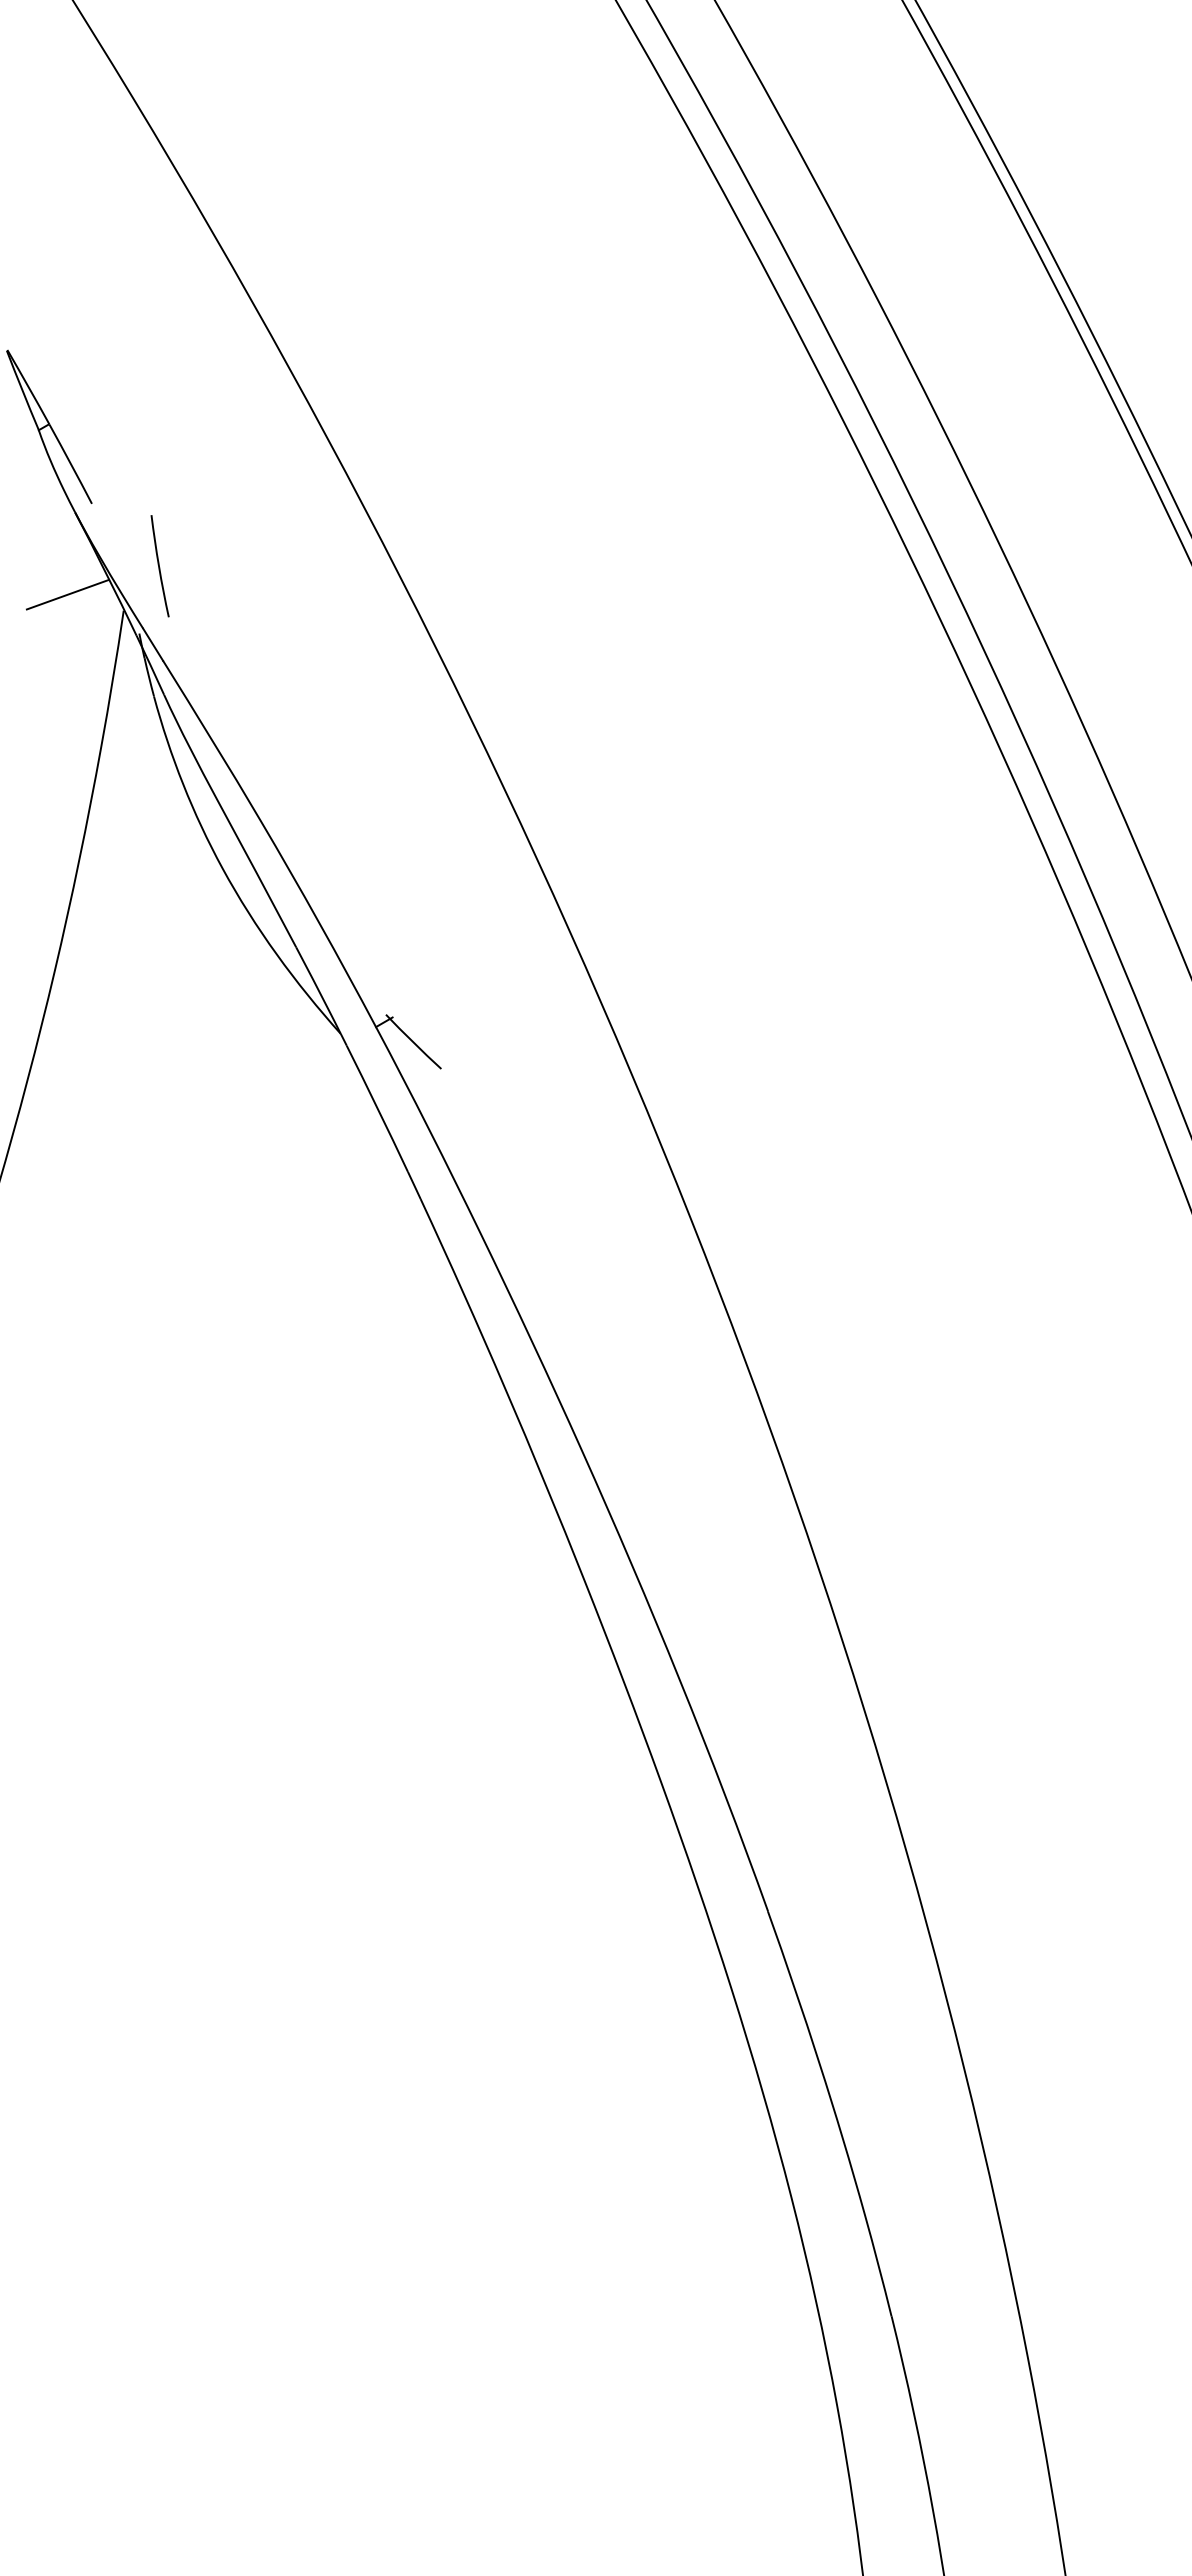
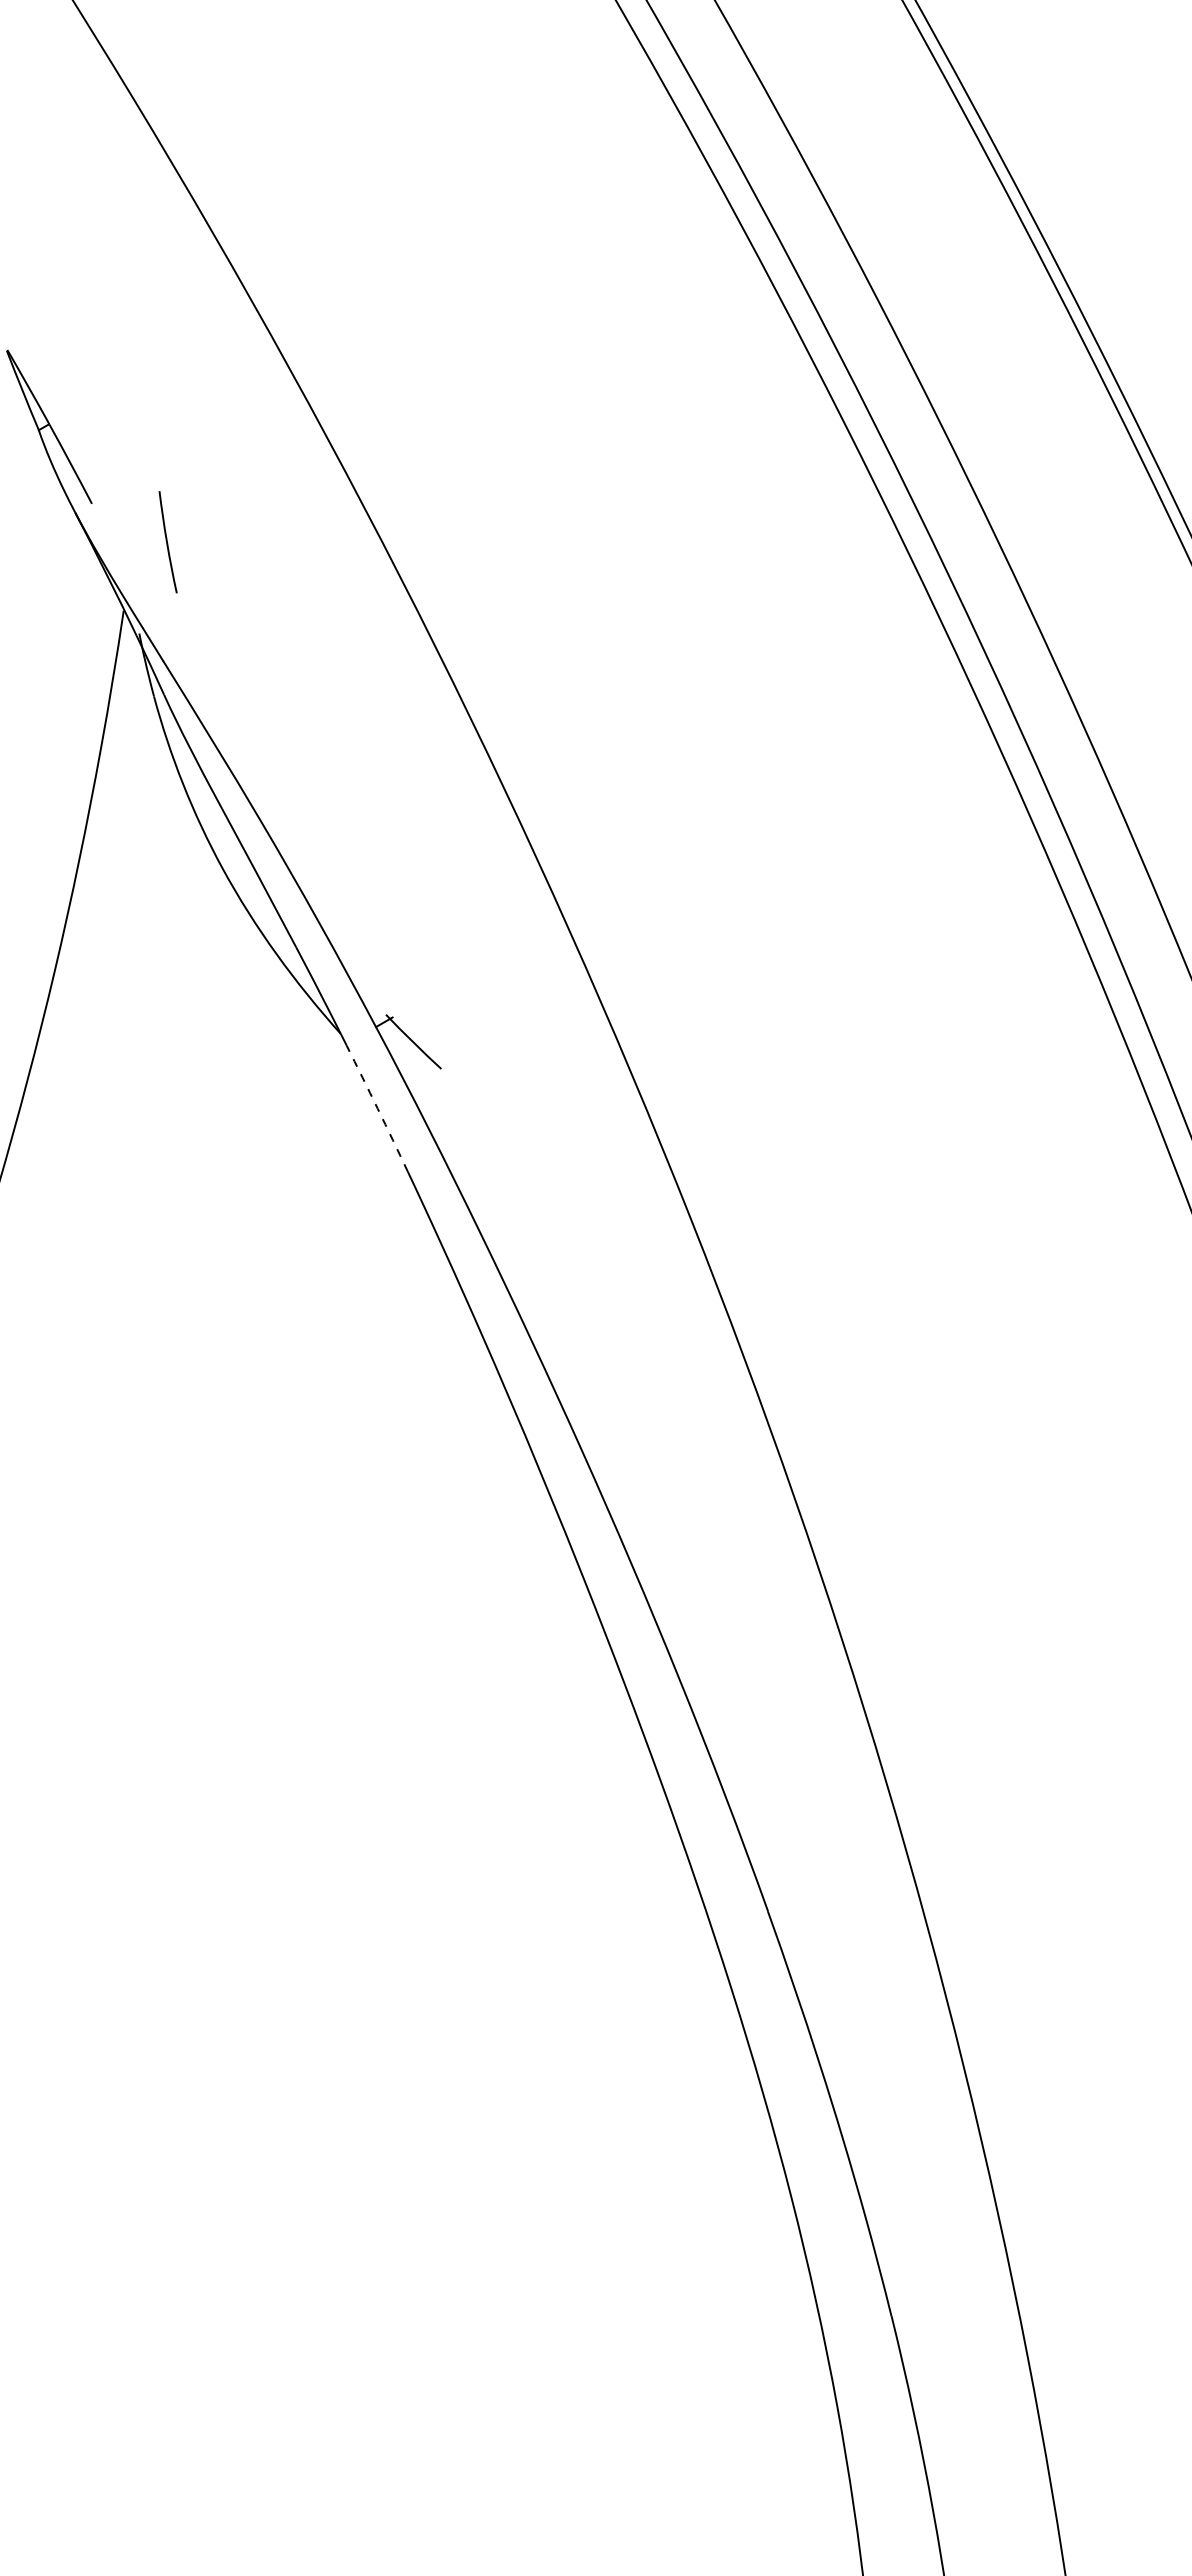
curve position: (159, 566) -> (167, 542) (167, 542)
line: present -> none (67, 594)
arc: solid -> dashed (377, 1108)
